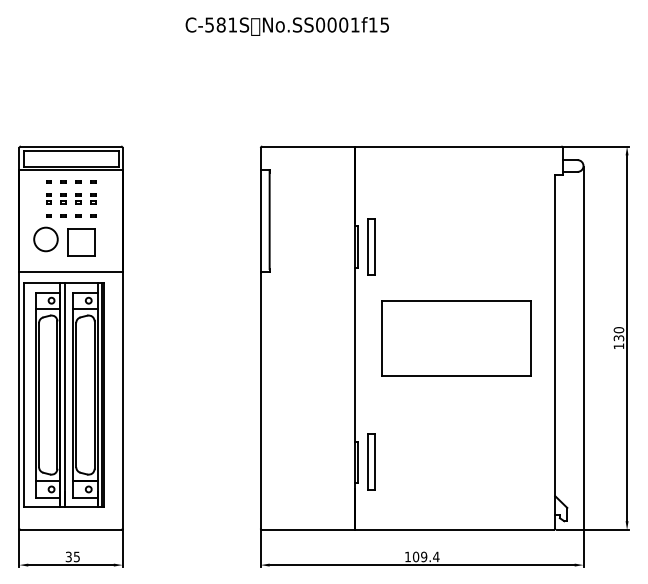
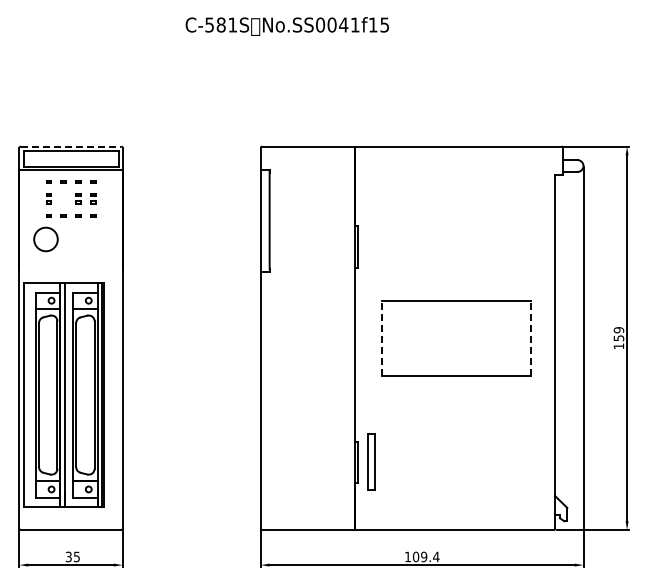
text: No.SS0001f15 -> No.SS0041f15 (343, 24)
line: solid -> dashed (71, 146)
part: present -> none (63, 198)
part: present -> none (81, 242)
part: present -> none (371, 246)
line: present -> none (70, 271)
text: 130 -> 159 (618, 333)
line: solid -> dashed (382, 337)
line: solid -> dashed (530, 337)
